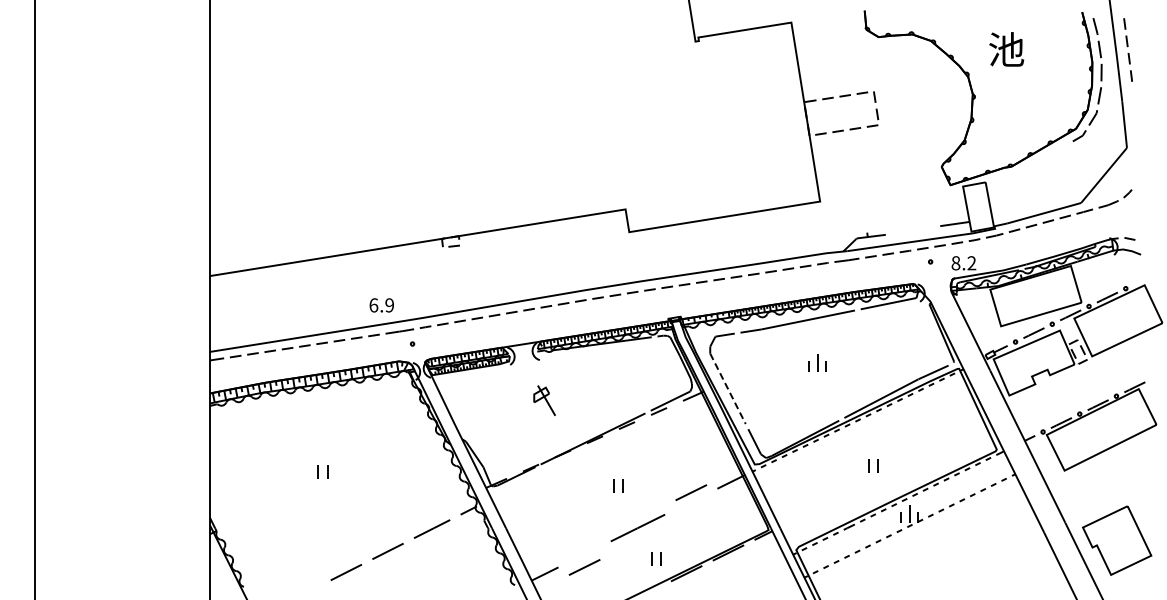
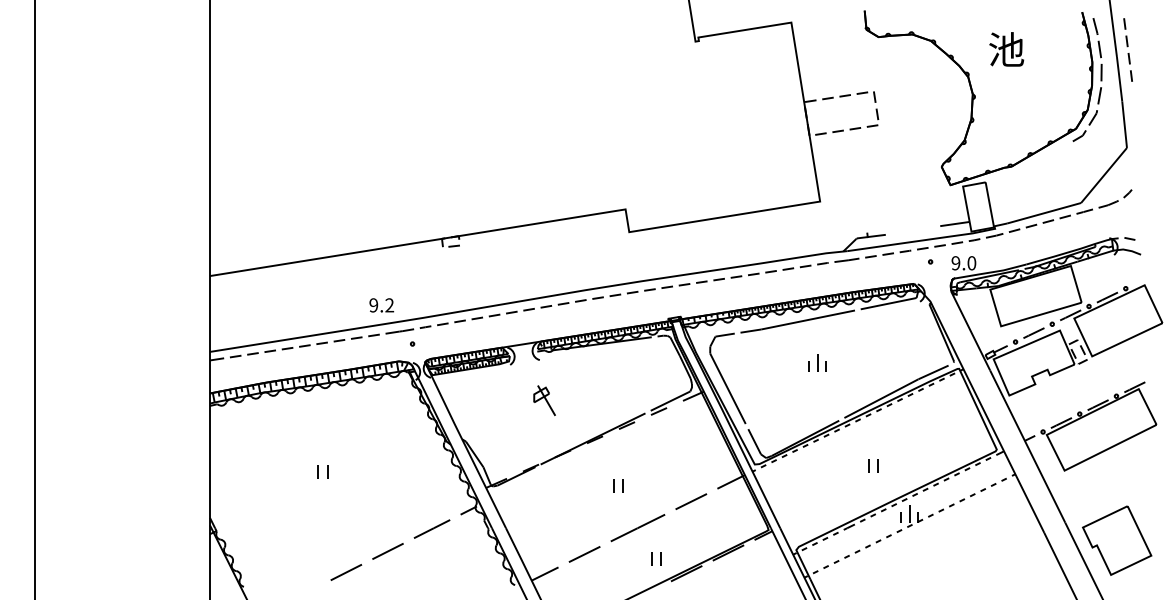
text: 8.2 -> 9.0 (963, 263)
text: 6.9 -> 9.2 (381, 305)
line: dashed -> solid (728, 389)
line position: (691, 492) -> (691, 501) (691, 501)
line position: (584, 567) -> (584, 554) (584, 554)
